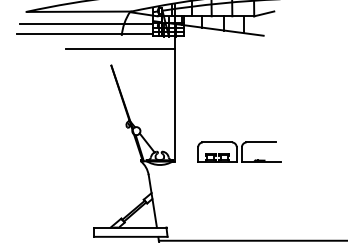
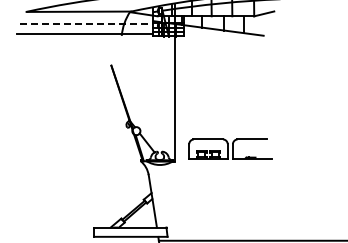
line: solid -> dashed (86, 23)
line: present -> none (120, 49)
part position: (239, 151) -> (230, 148) (230, 148)
